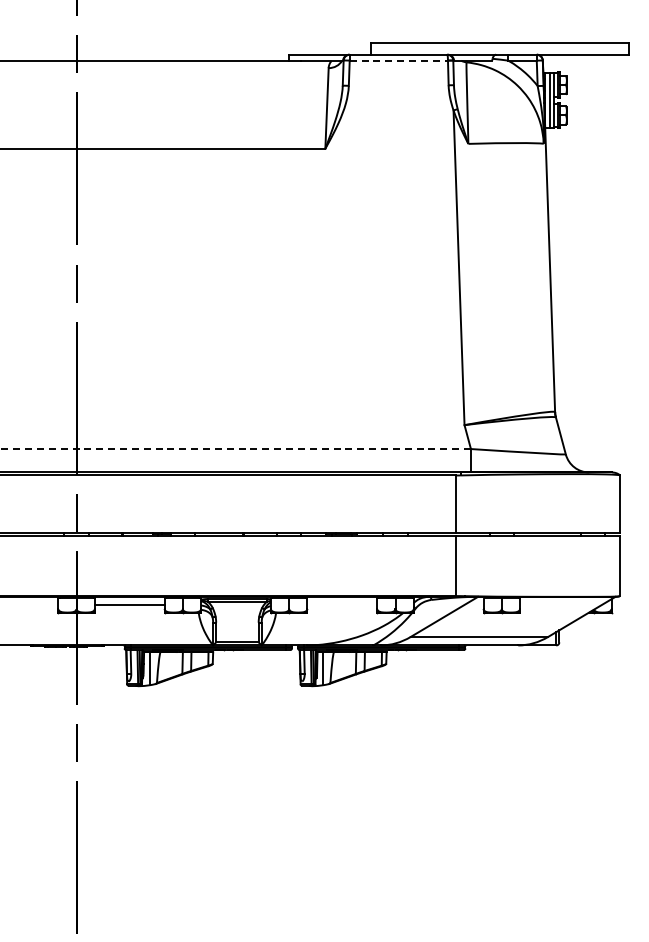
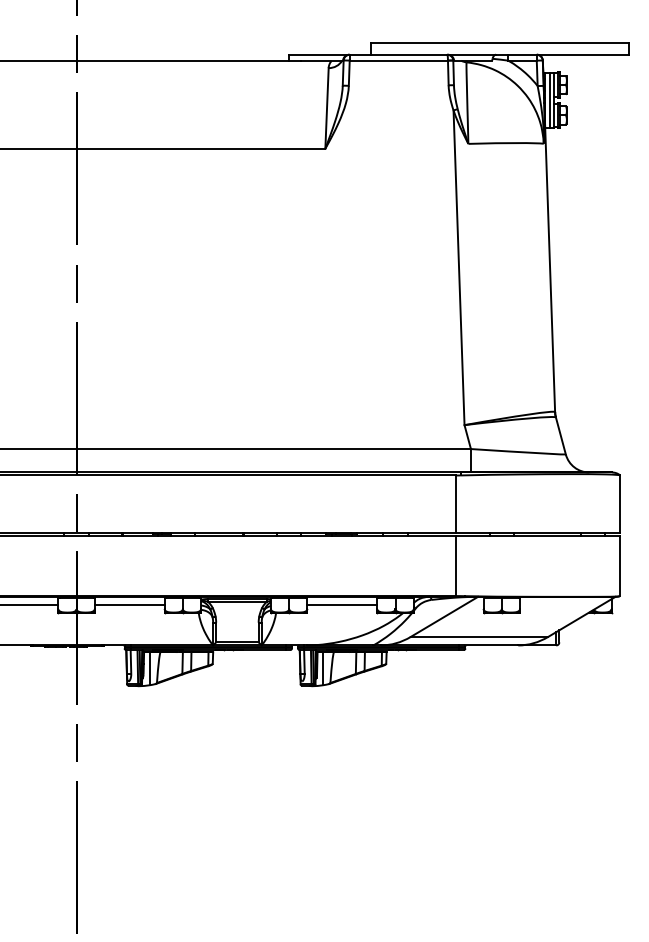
line: dashed -> solid (399, 60)
line: dashed -> solid (235, 449)
line: none -> present (30, 605)
line: none -> present (342, 605)
